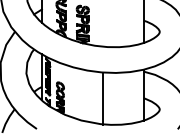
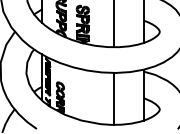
line: none -> present (114, 24)
line position: (103, 98) -> (114, 98) (114, 98)
